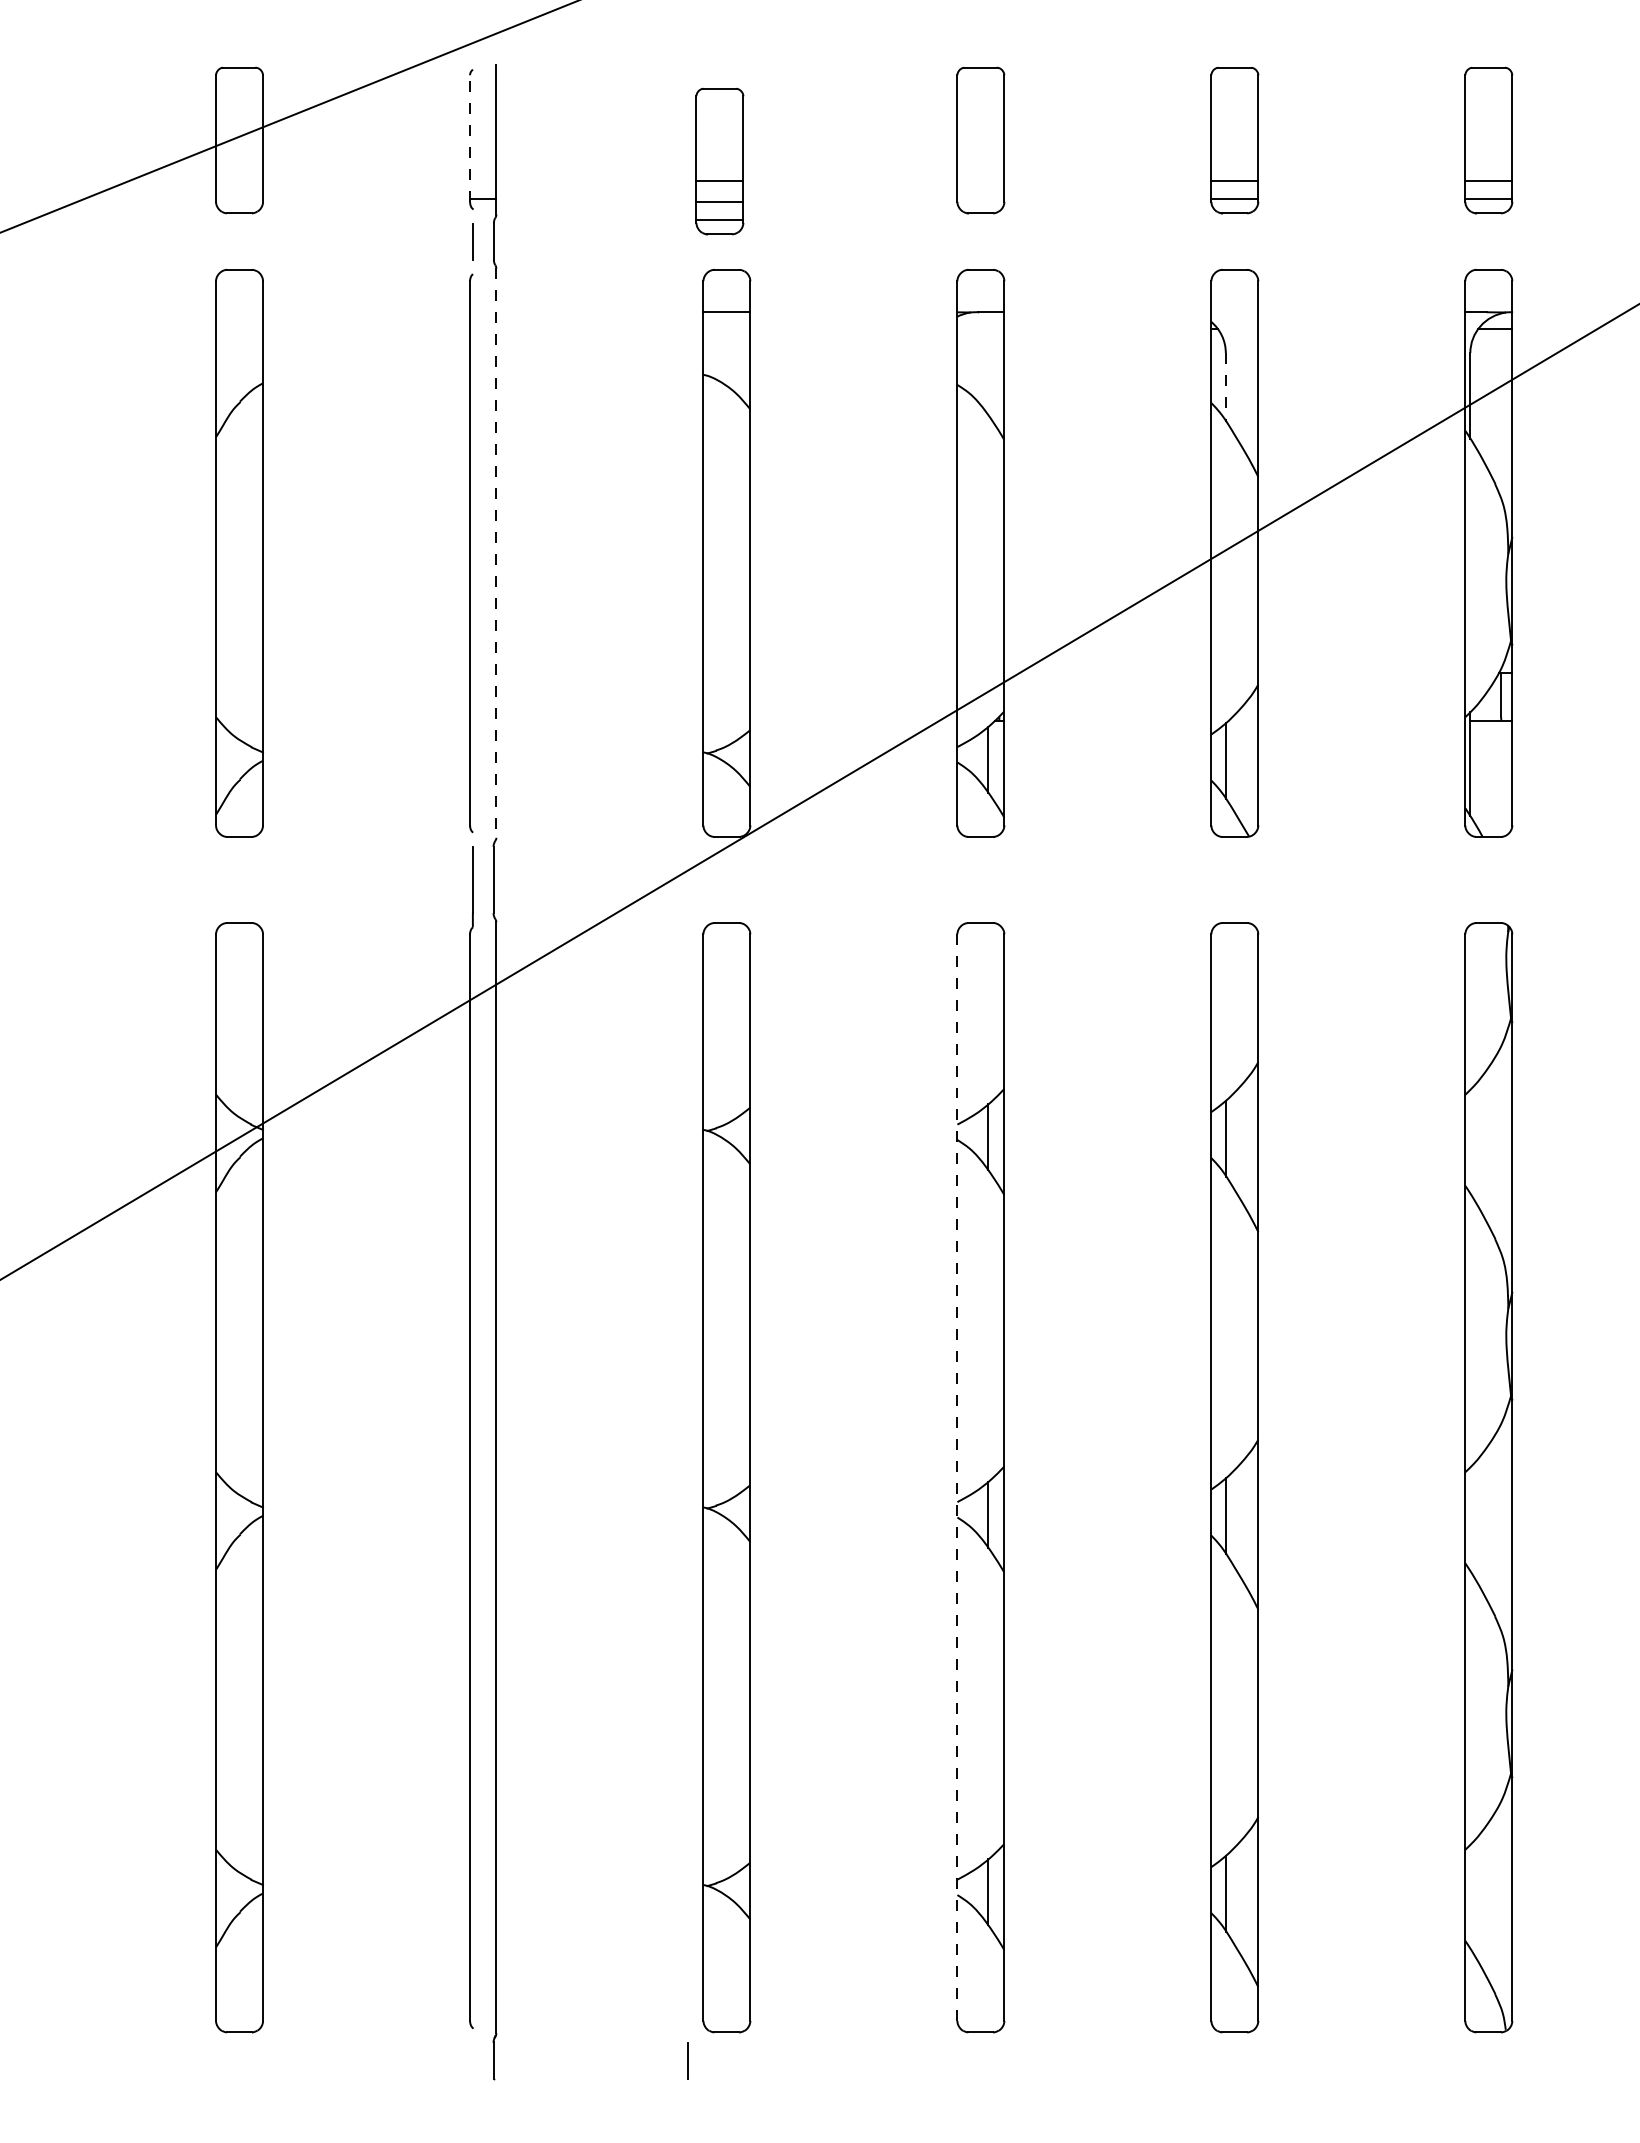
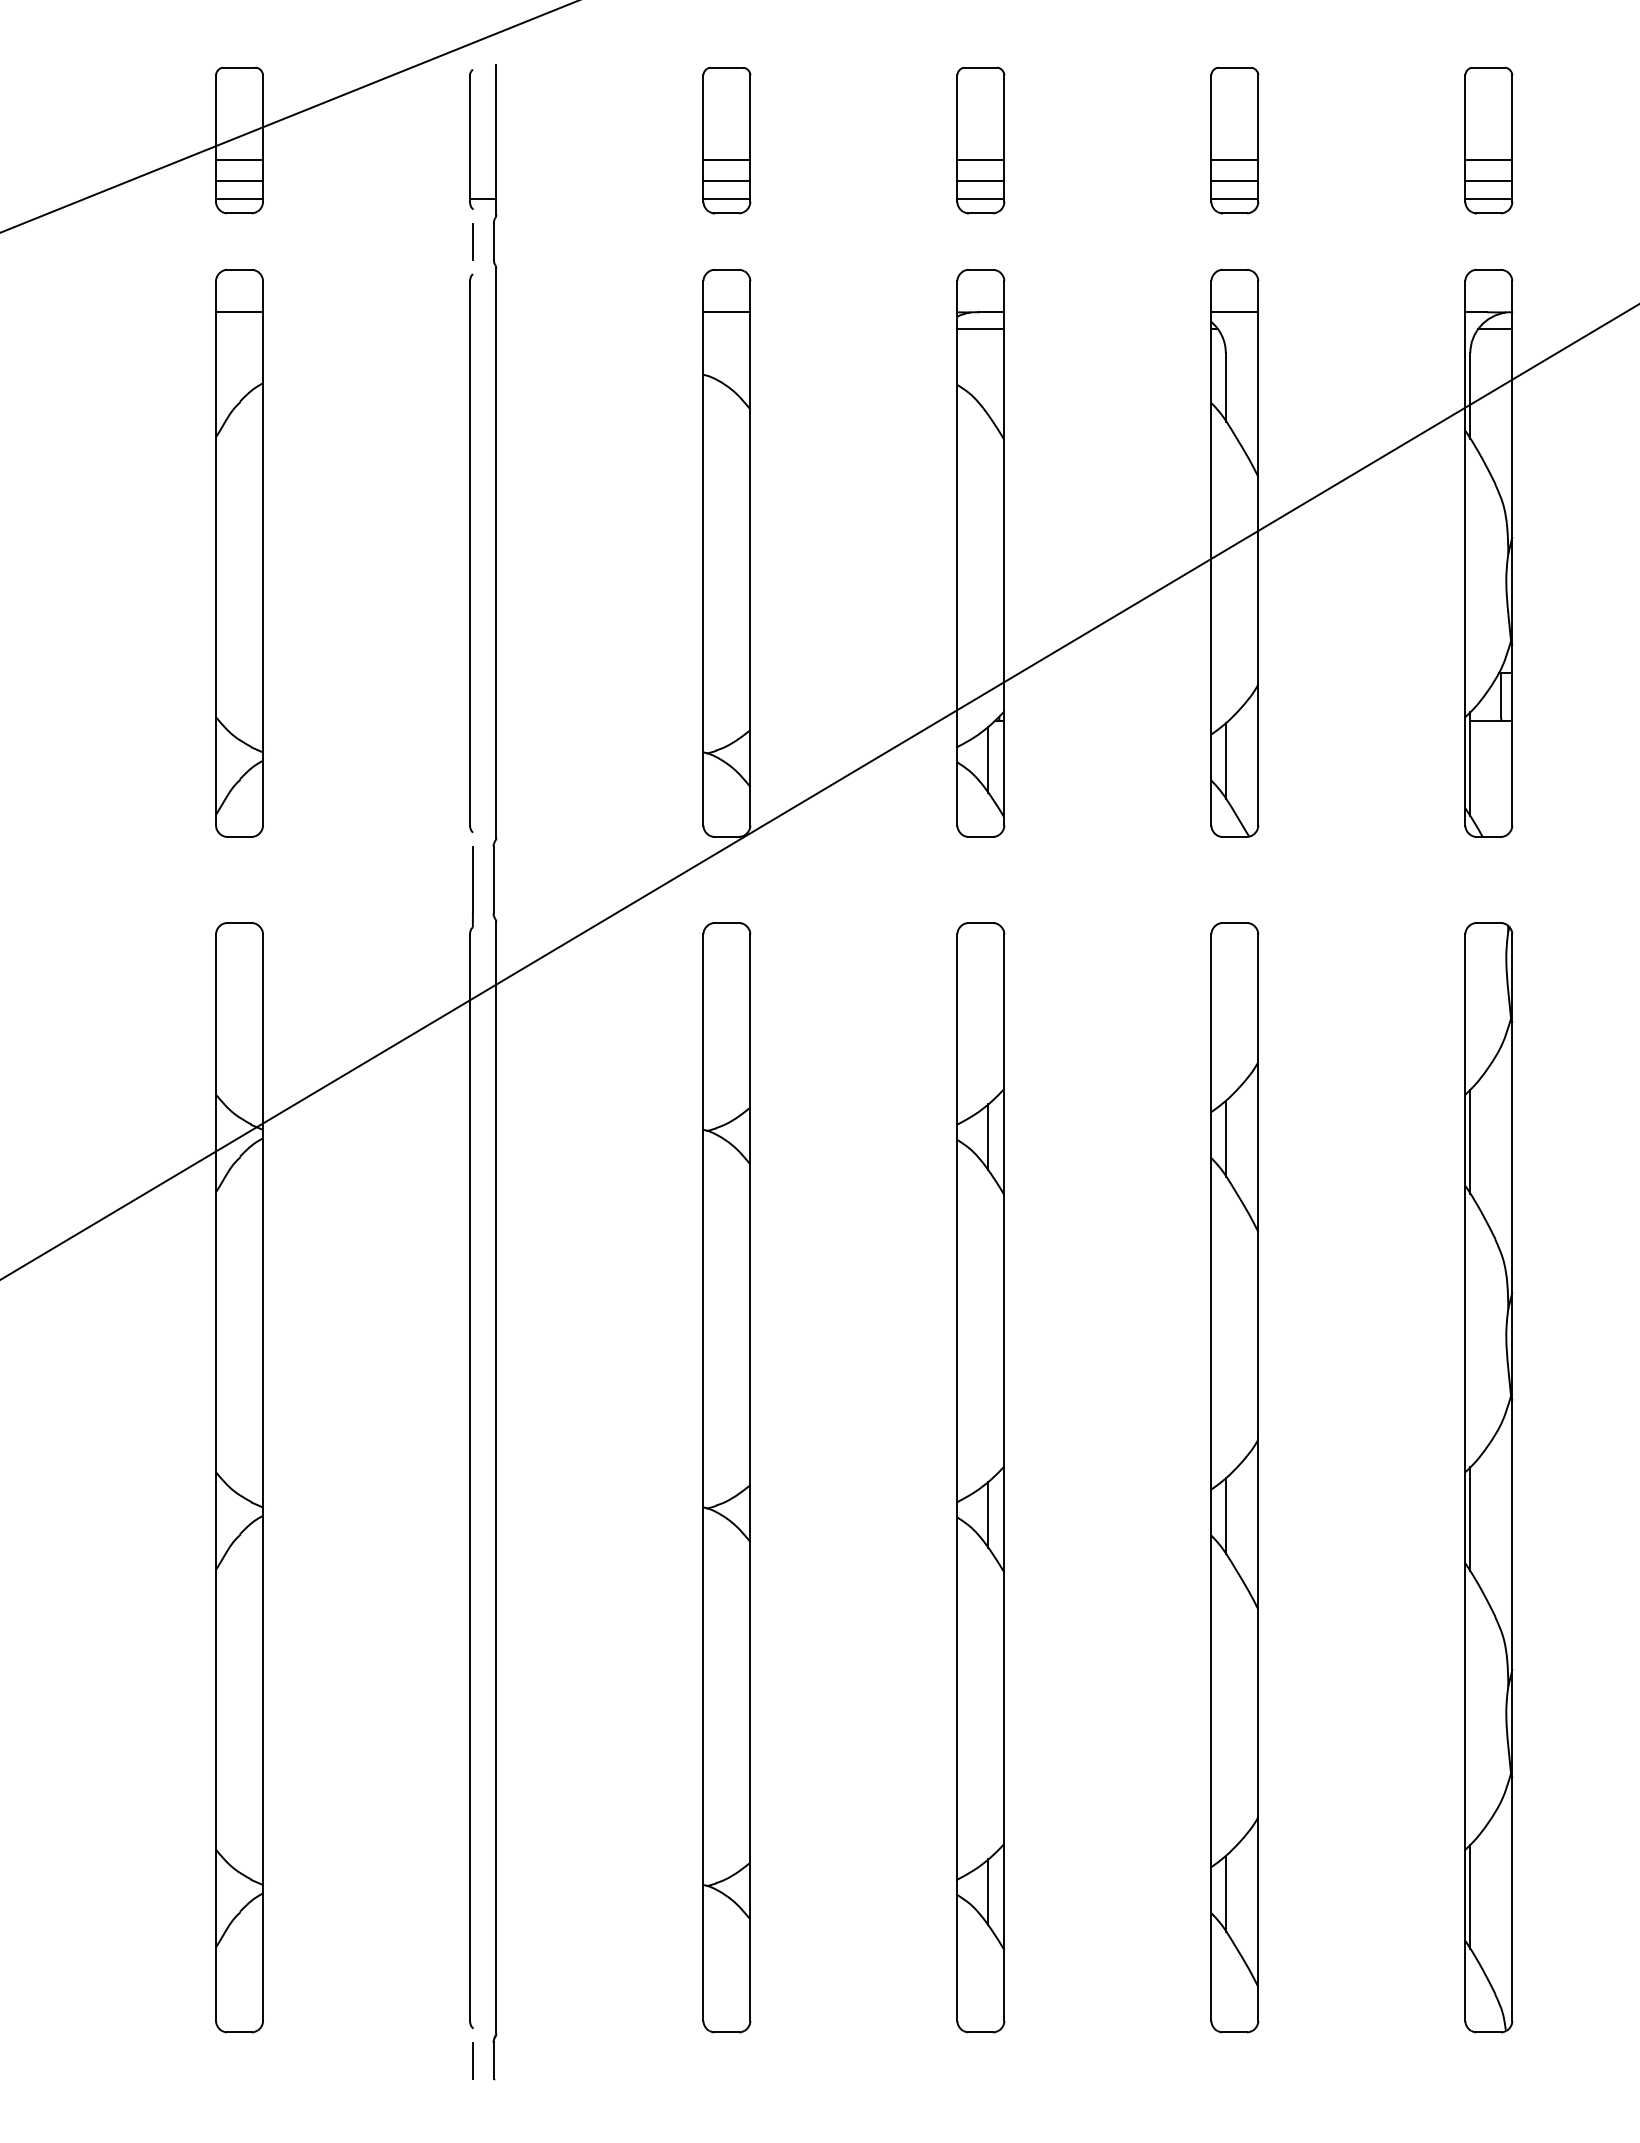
line: dashed -> solid (470, 138)
line: none -> present (239, 160)
line: none -> present (980, 160)
line: none -> present (1234, 160)
line: none -> present (1488, 160)
part position: (719, 161) -> (726, 140) (726, 140)
line: none -> present (239, 181)
line: none -> present (980, 181)
line: none -> present (239, 199)
line: none -> present (980, 199)
line: none -> present (239, 312)
line: none -> present (1234, 312)
line: none -> present (980, 329)
line: dashed -> solid (1225, 387)
line: dashed -> solid (496, 553)
line: none -> present (1470, 1141)
line: dashed -> solid (957, 1477)
line: none -> present (1470, 1519)
line: none -> present (1470, 1896)
line position: (687, 2060) -> (472, 2060) (472, 2060)
